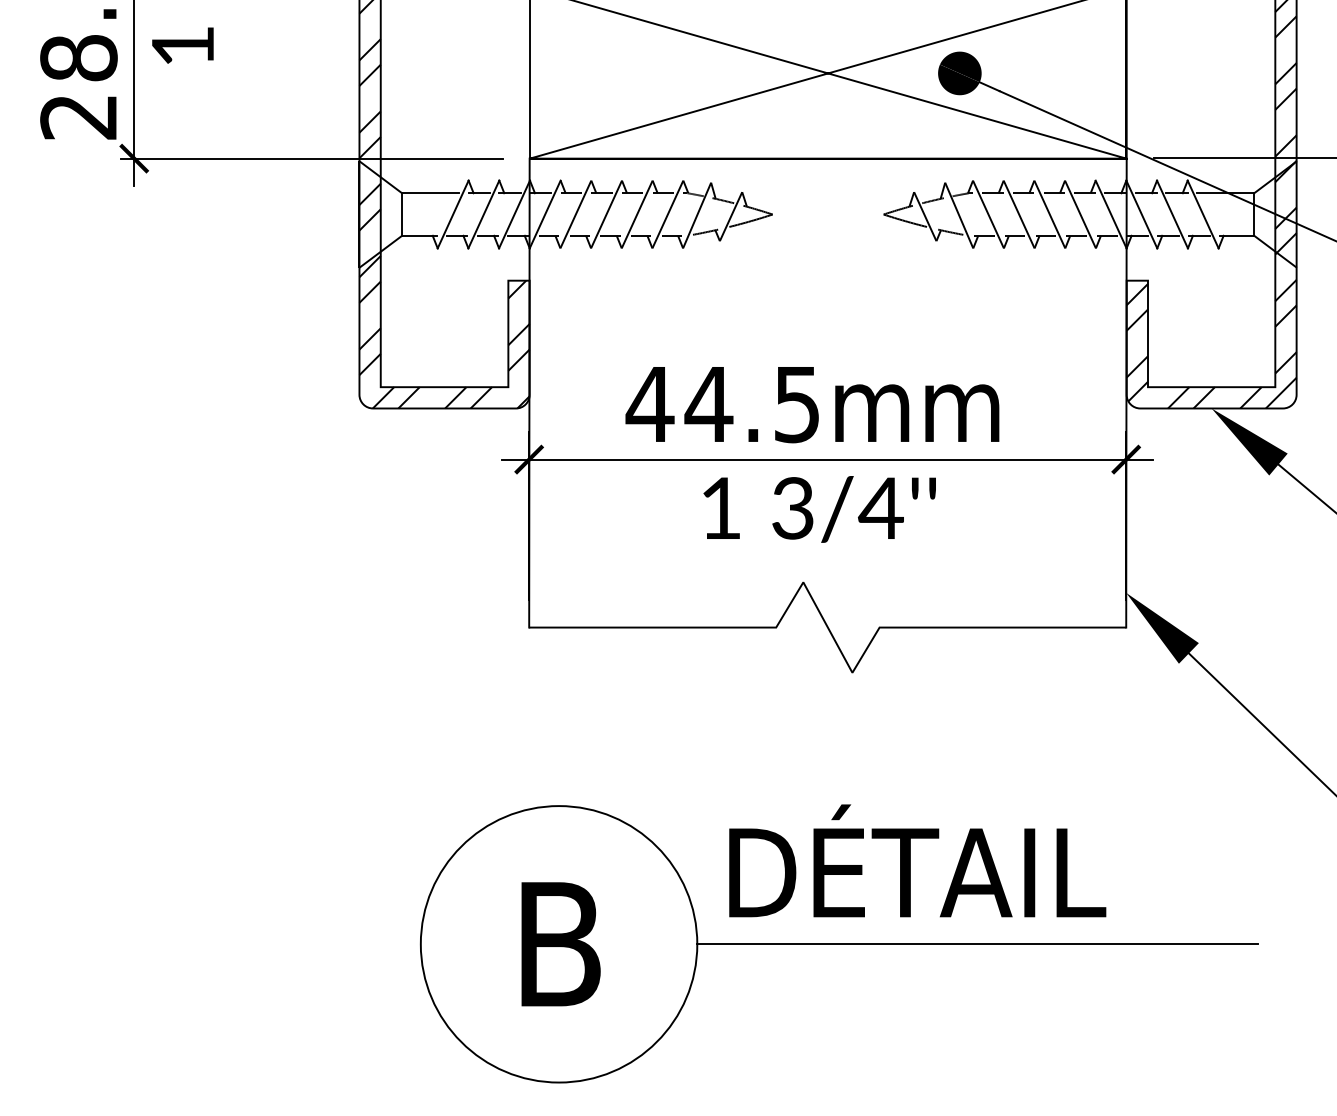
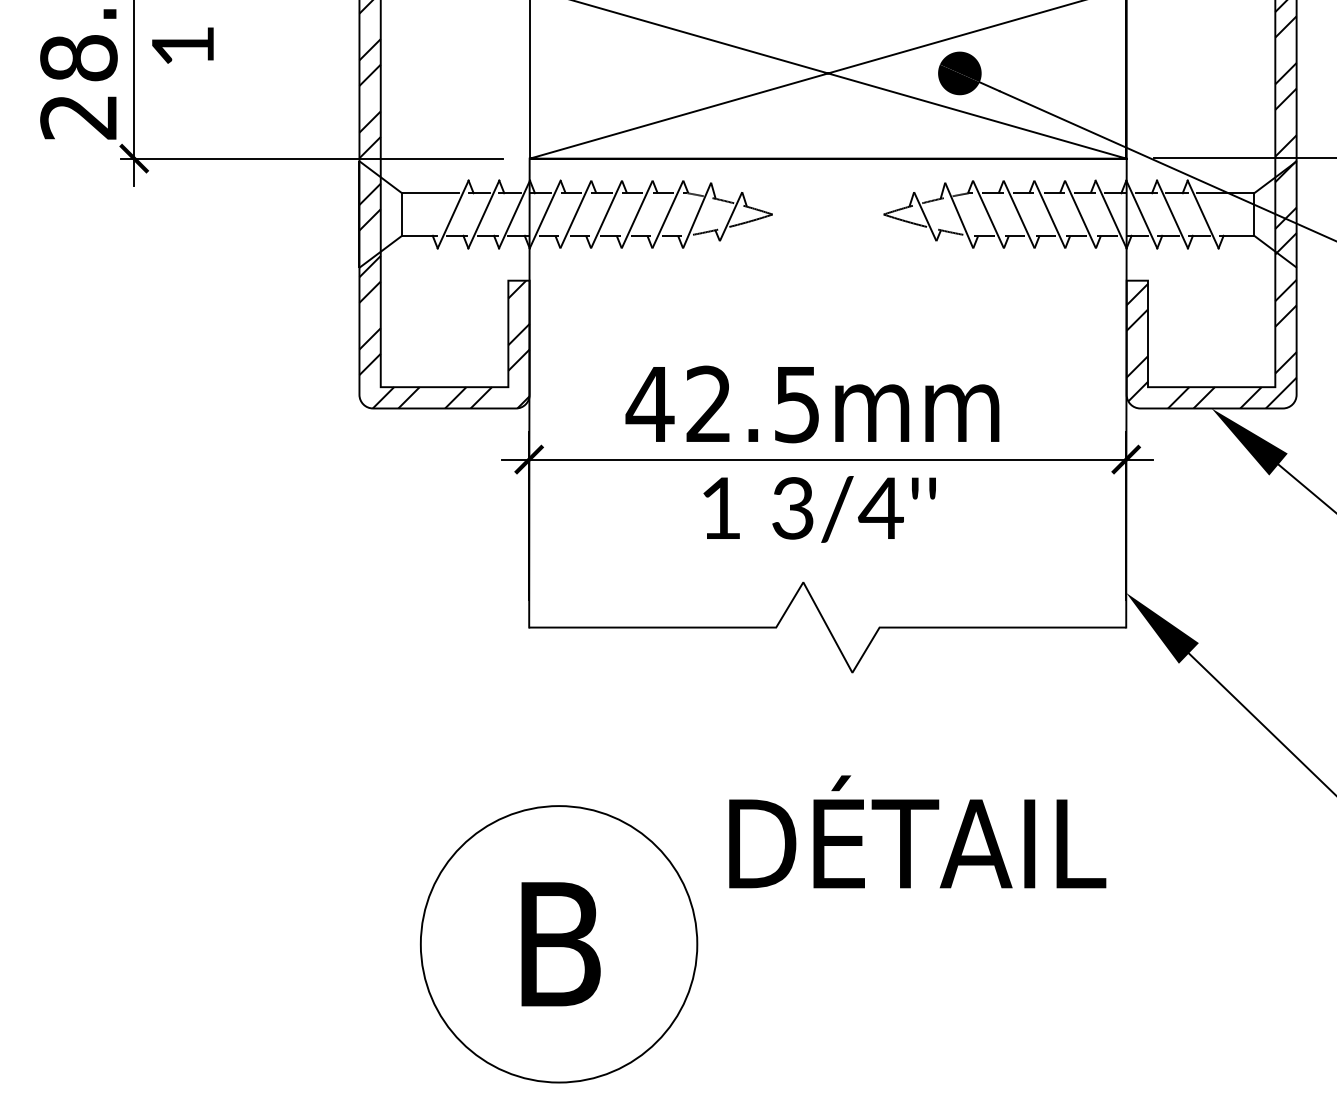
text: 44.5mm -> 42.5mm (708, 403)
text position: (917, 860) -> (917, 831) (917, 831)
line: present -> none (977, 944)
